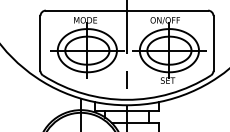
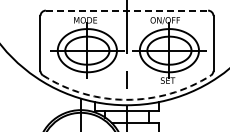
line: solid -> dashed (127, 10)
arc: solid -> dashed (127, 99)
